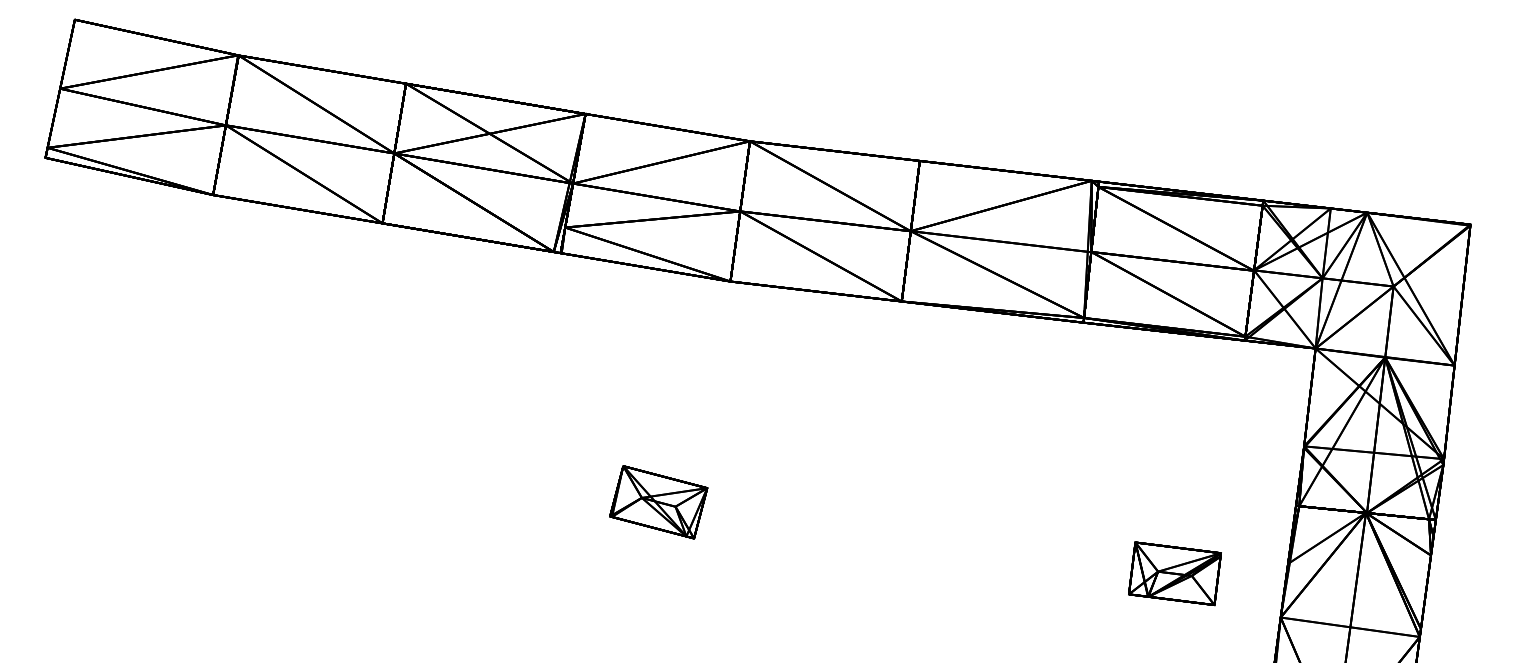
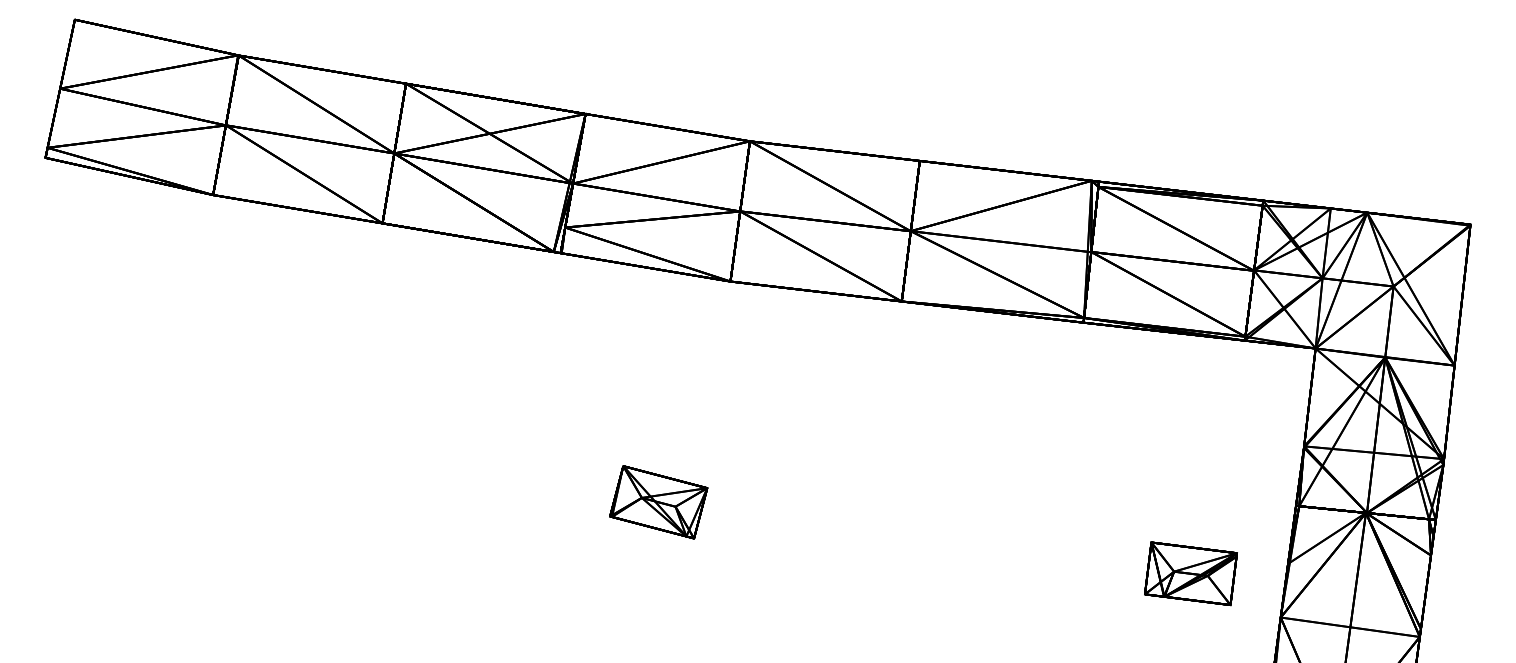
part position: (1174, 573) -> (1190, 573) (1190, 573)
